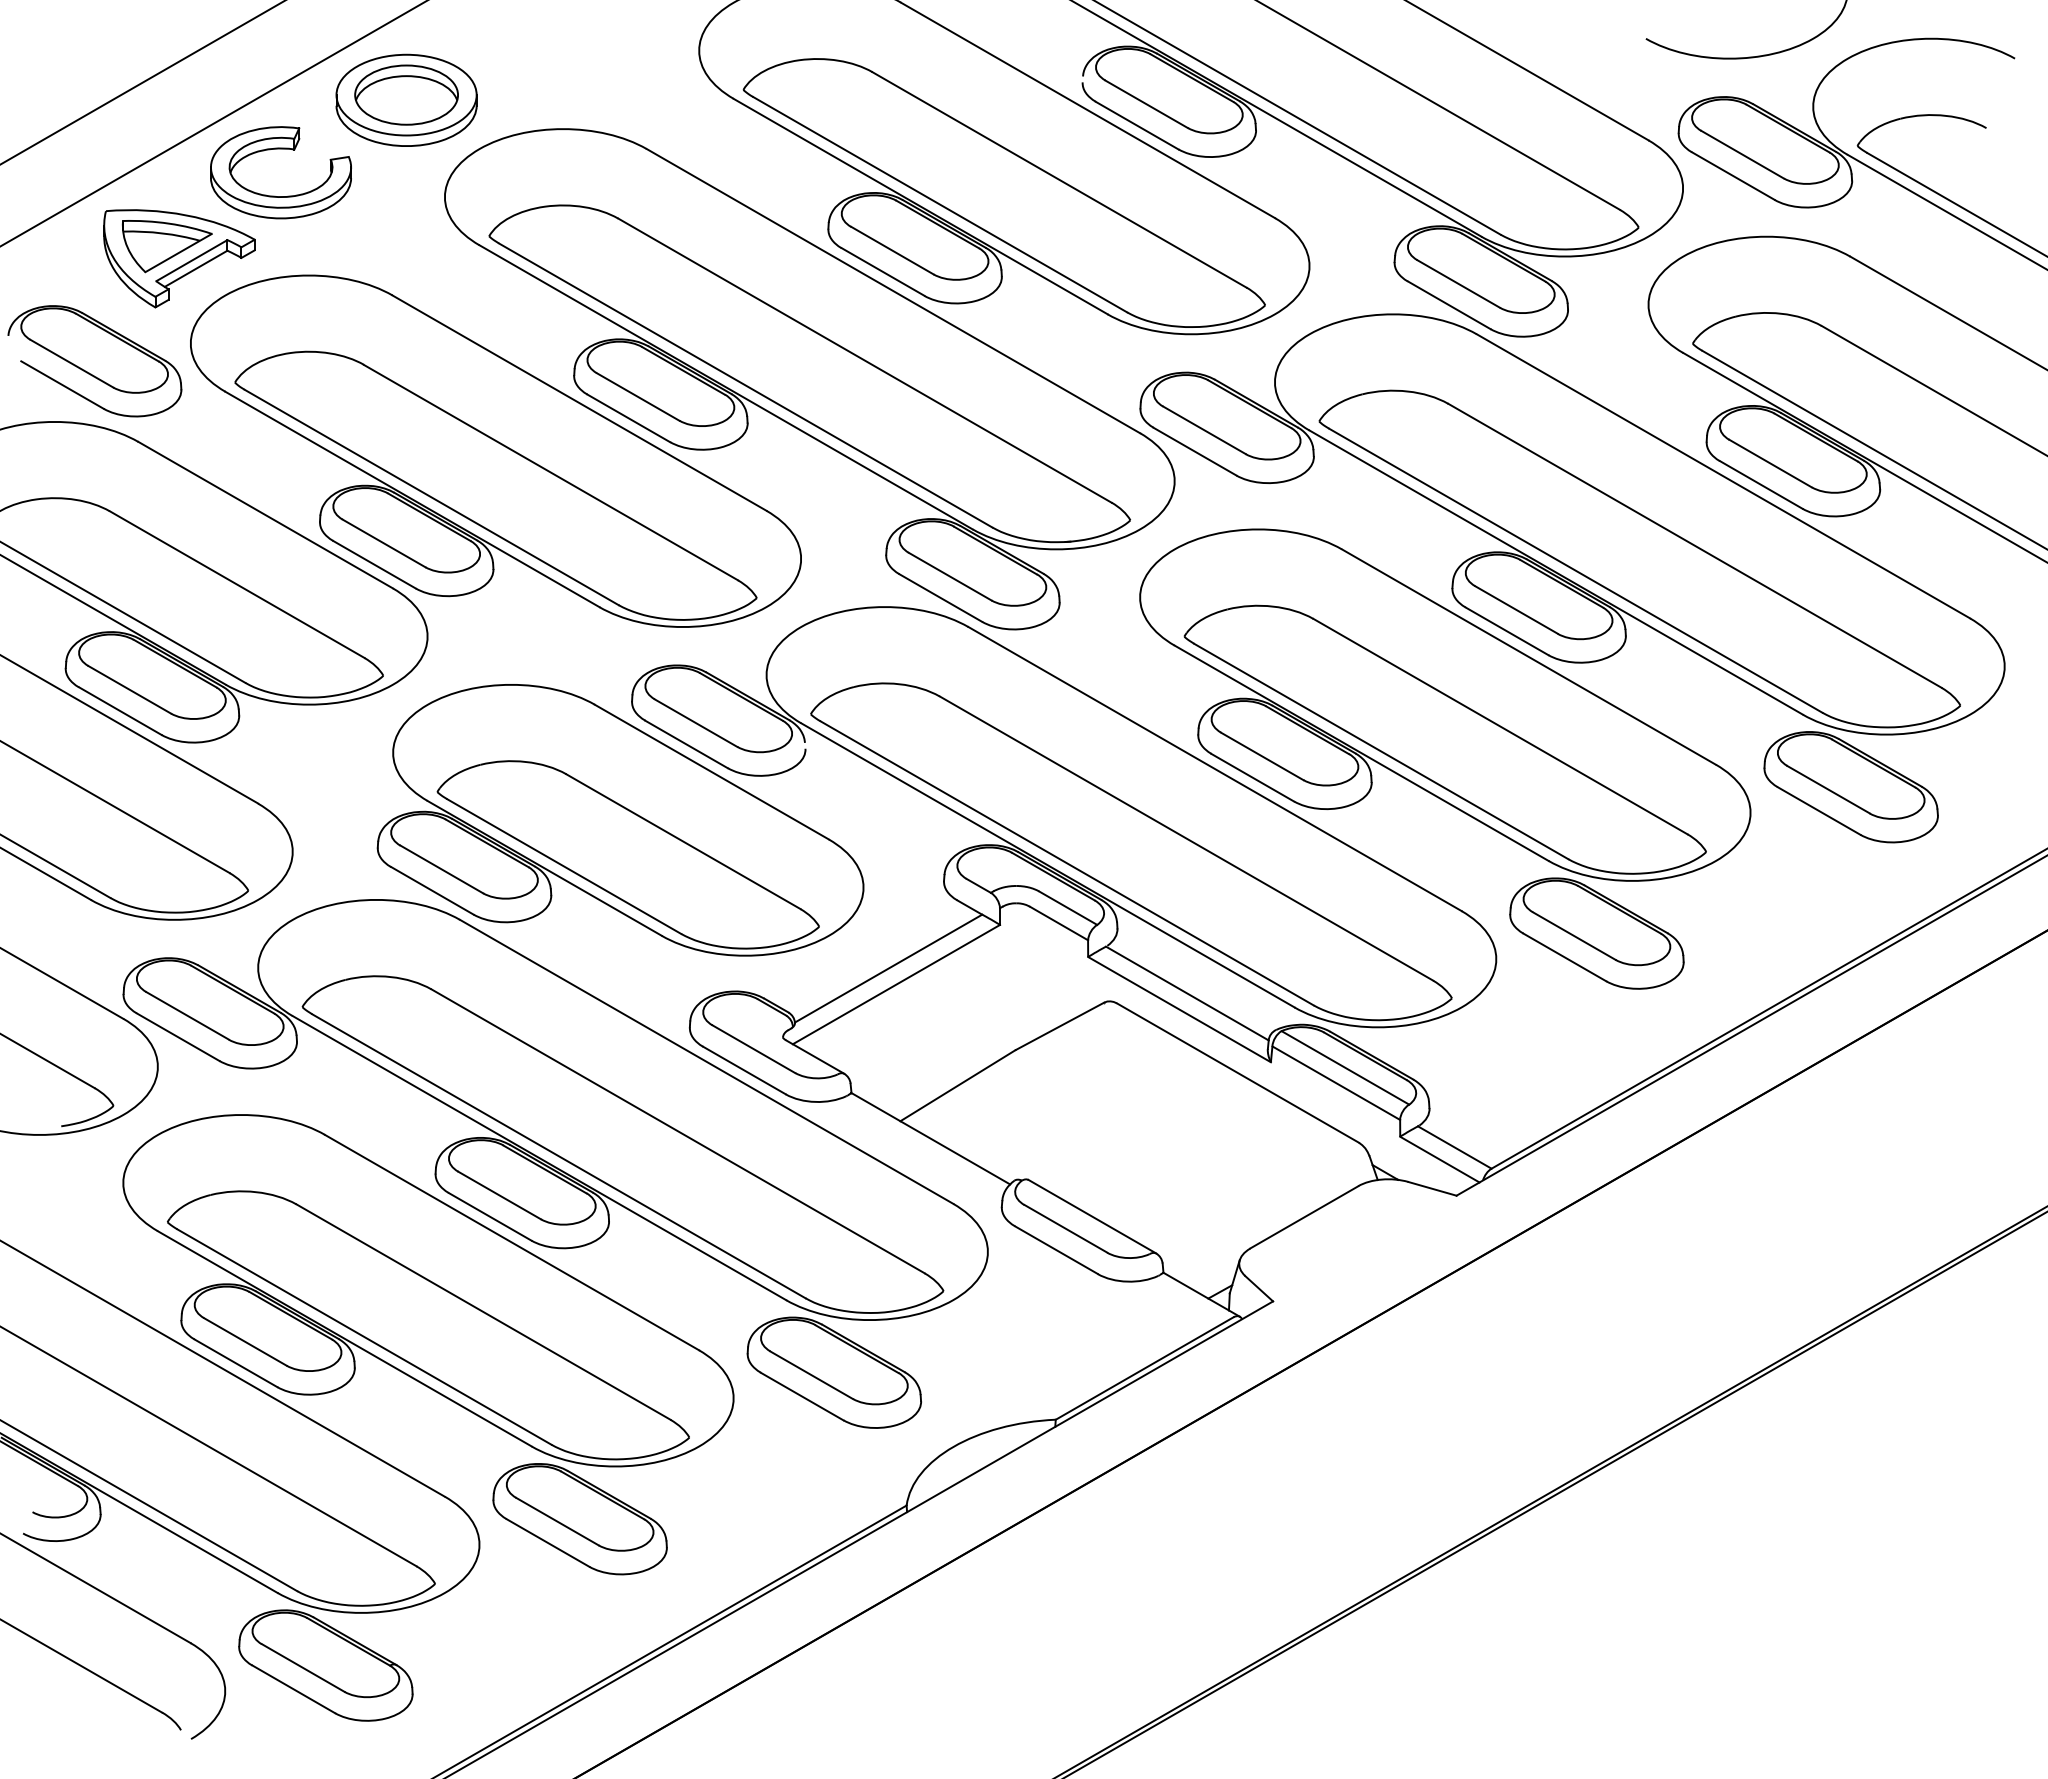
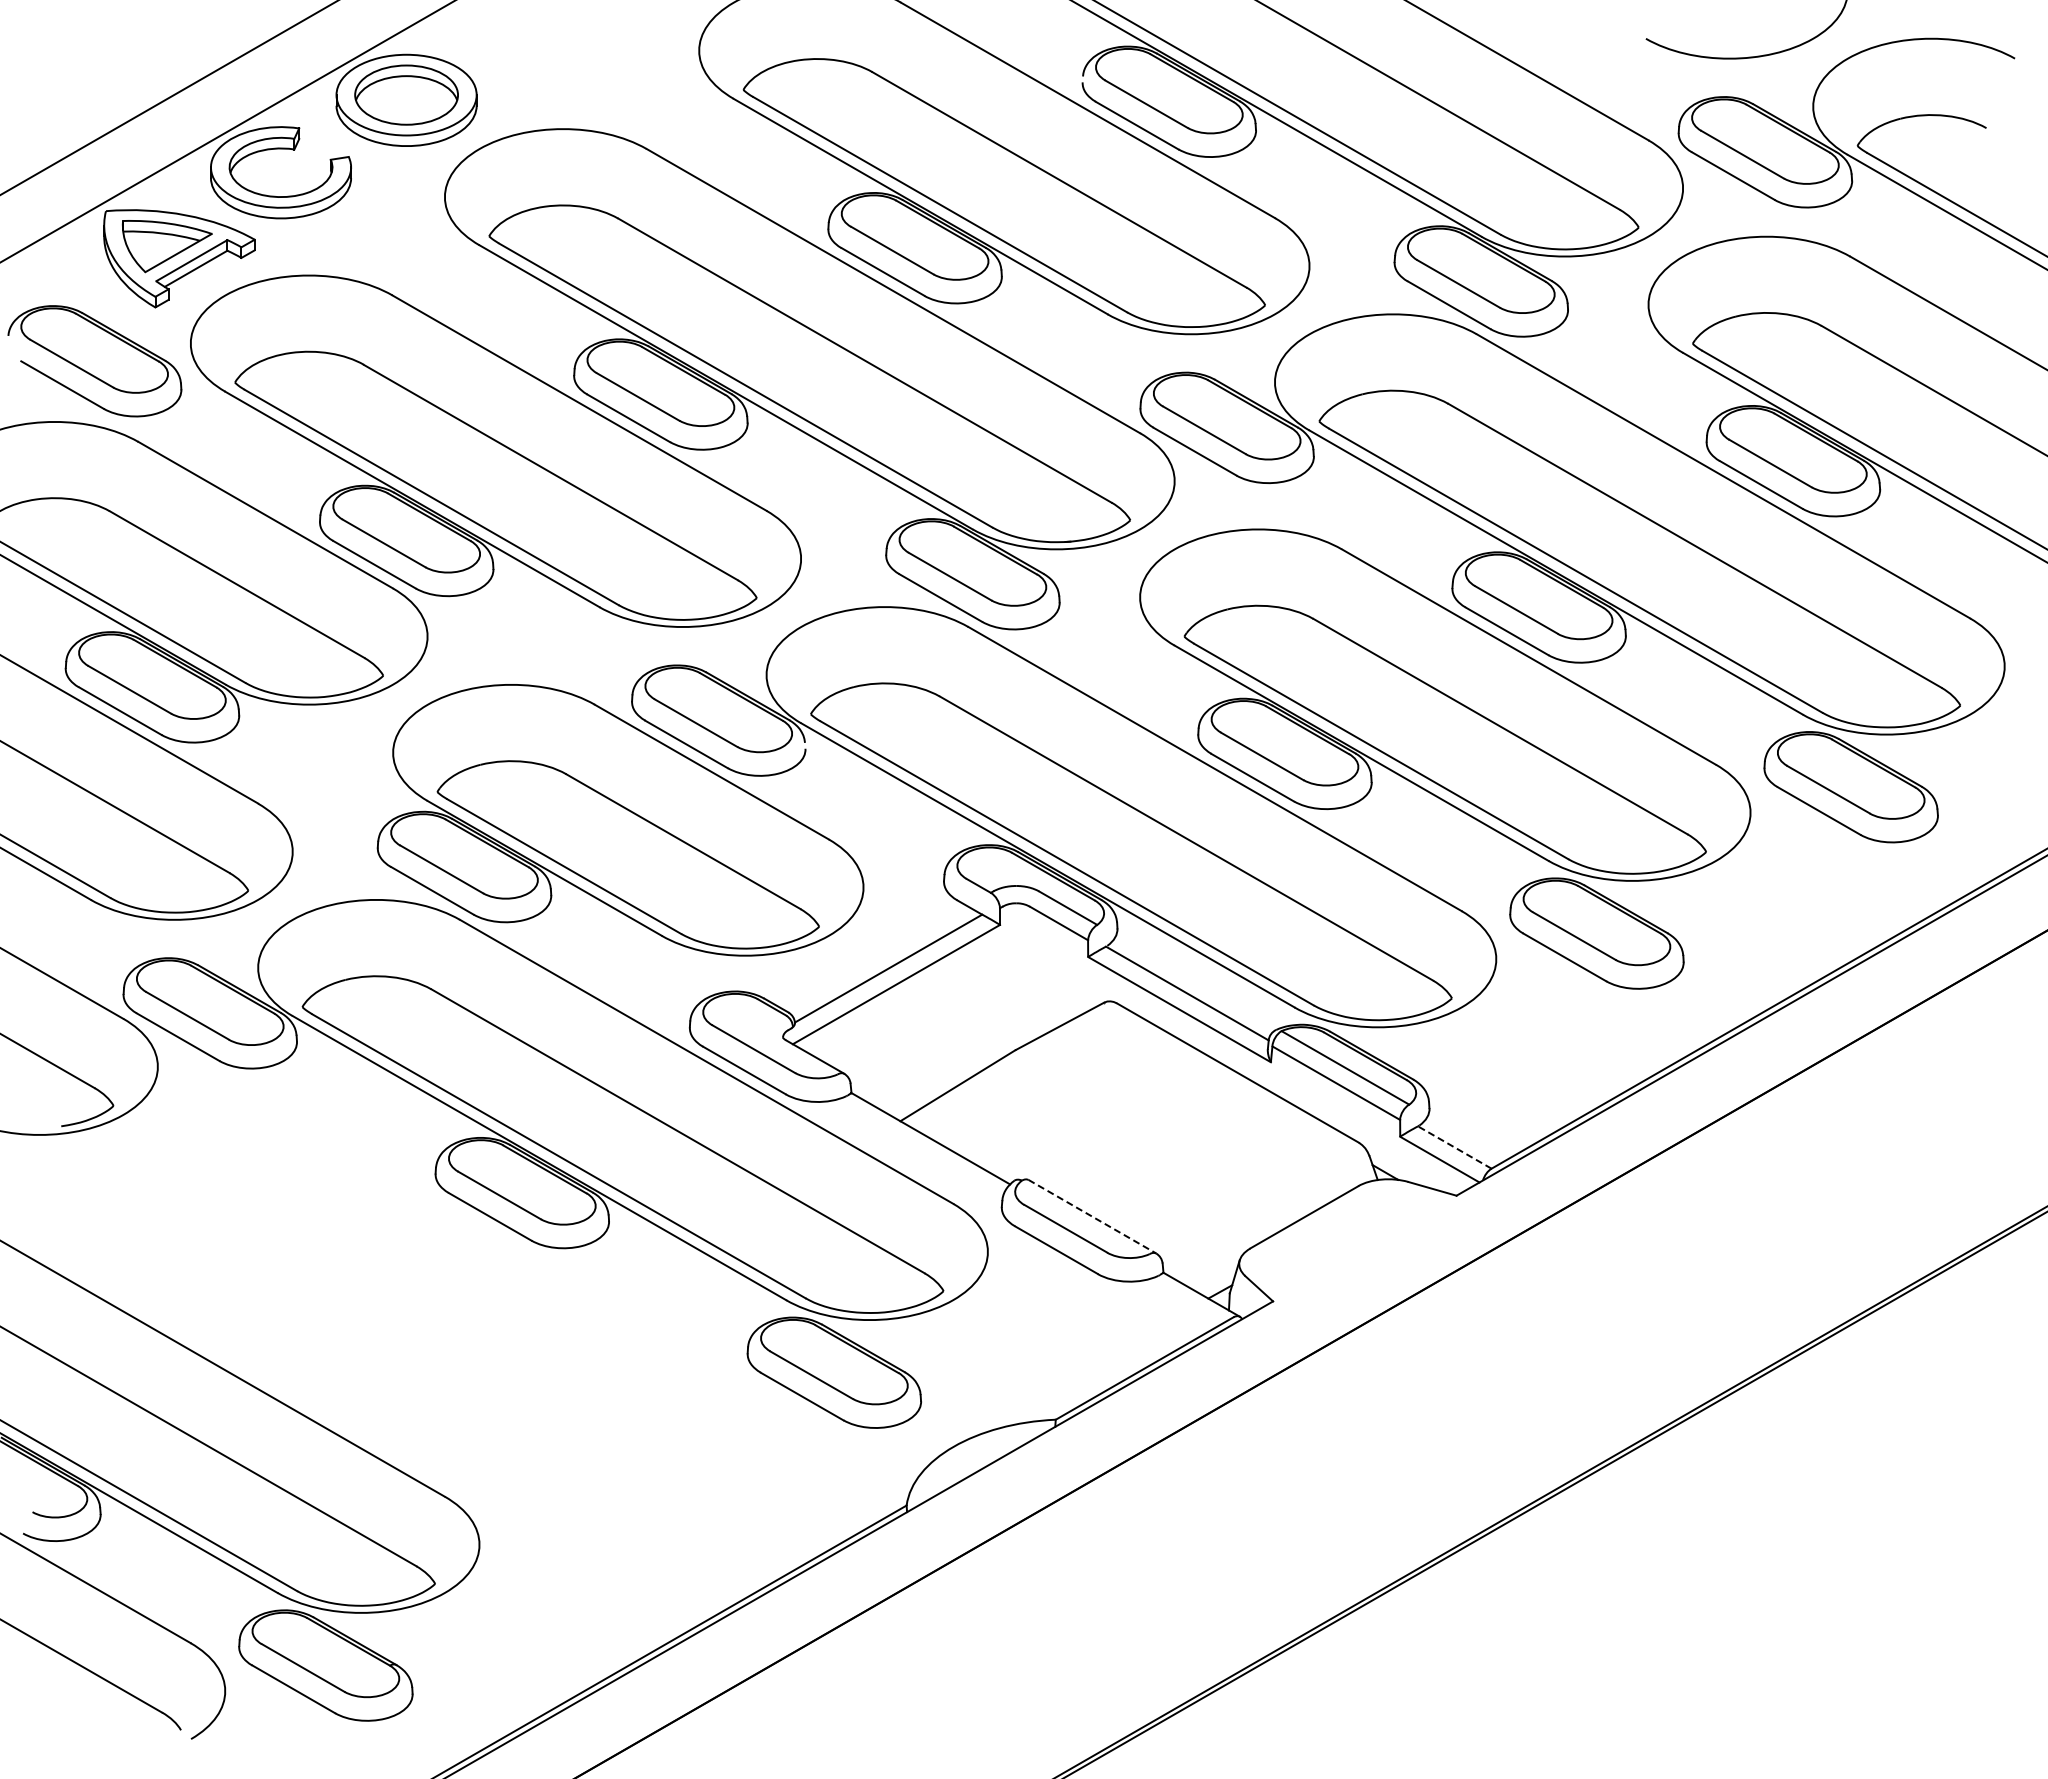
line position: (142, 82) -> (168, 98) (168, 98)
line position: (213, 123) -> (227, 131) (227, 131)
line: solid -> dashed (1454, 1147)
line: solid -> dashed (1092, 1216)
part: present -> none (428, 1344)
